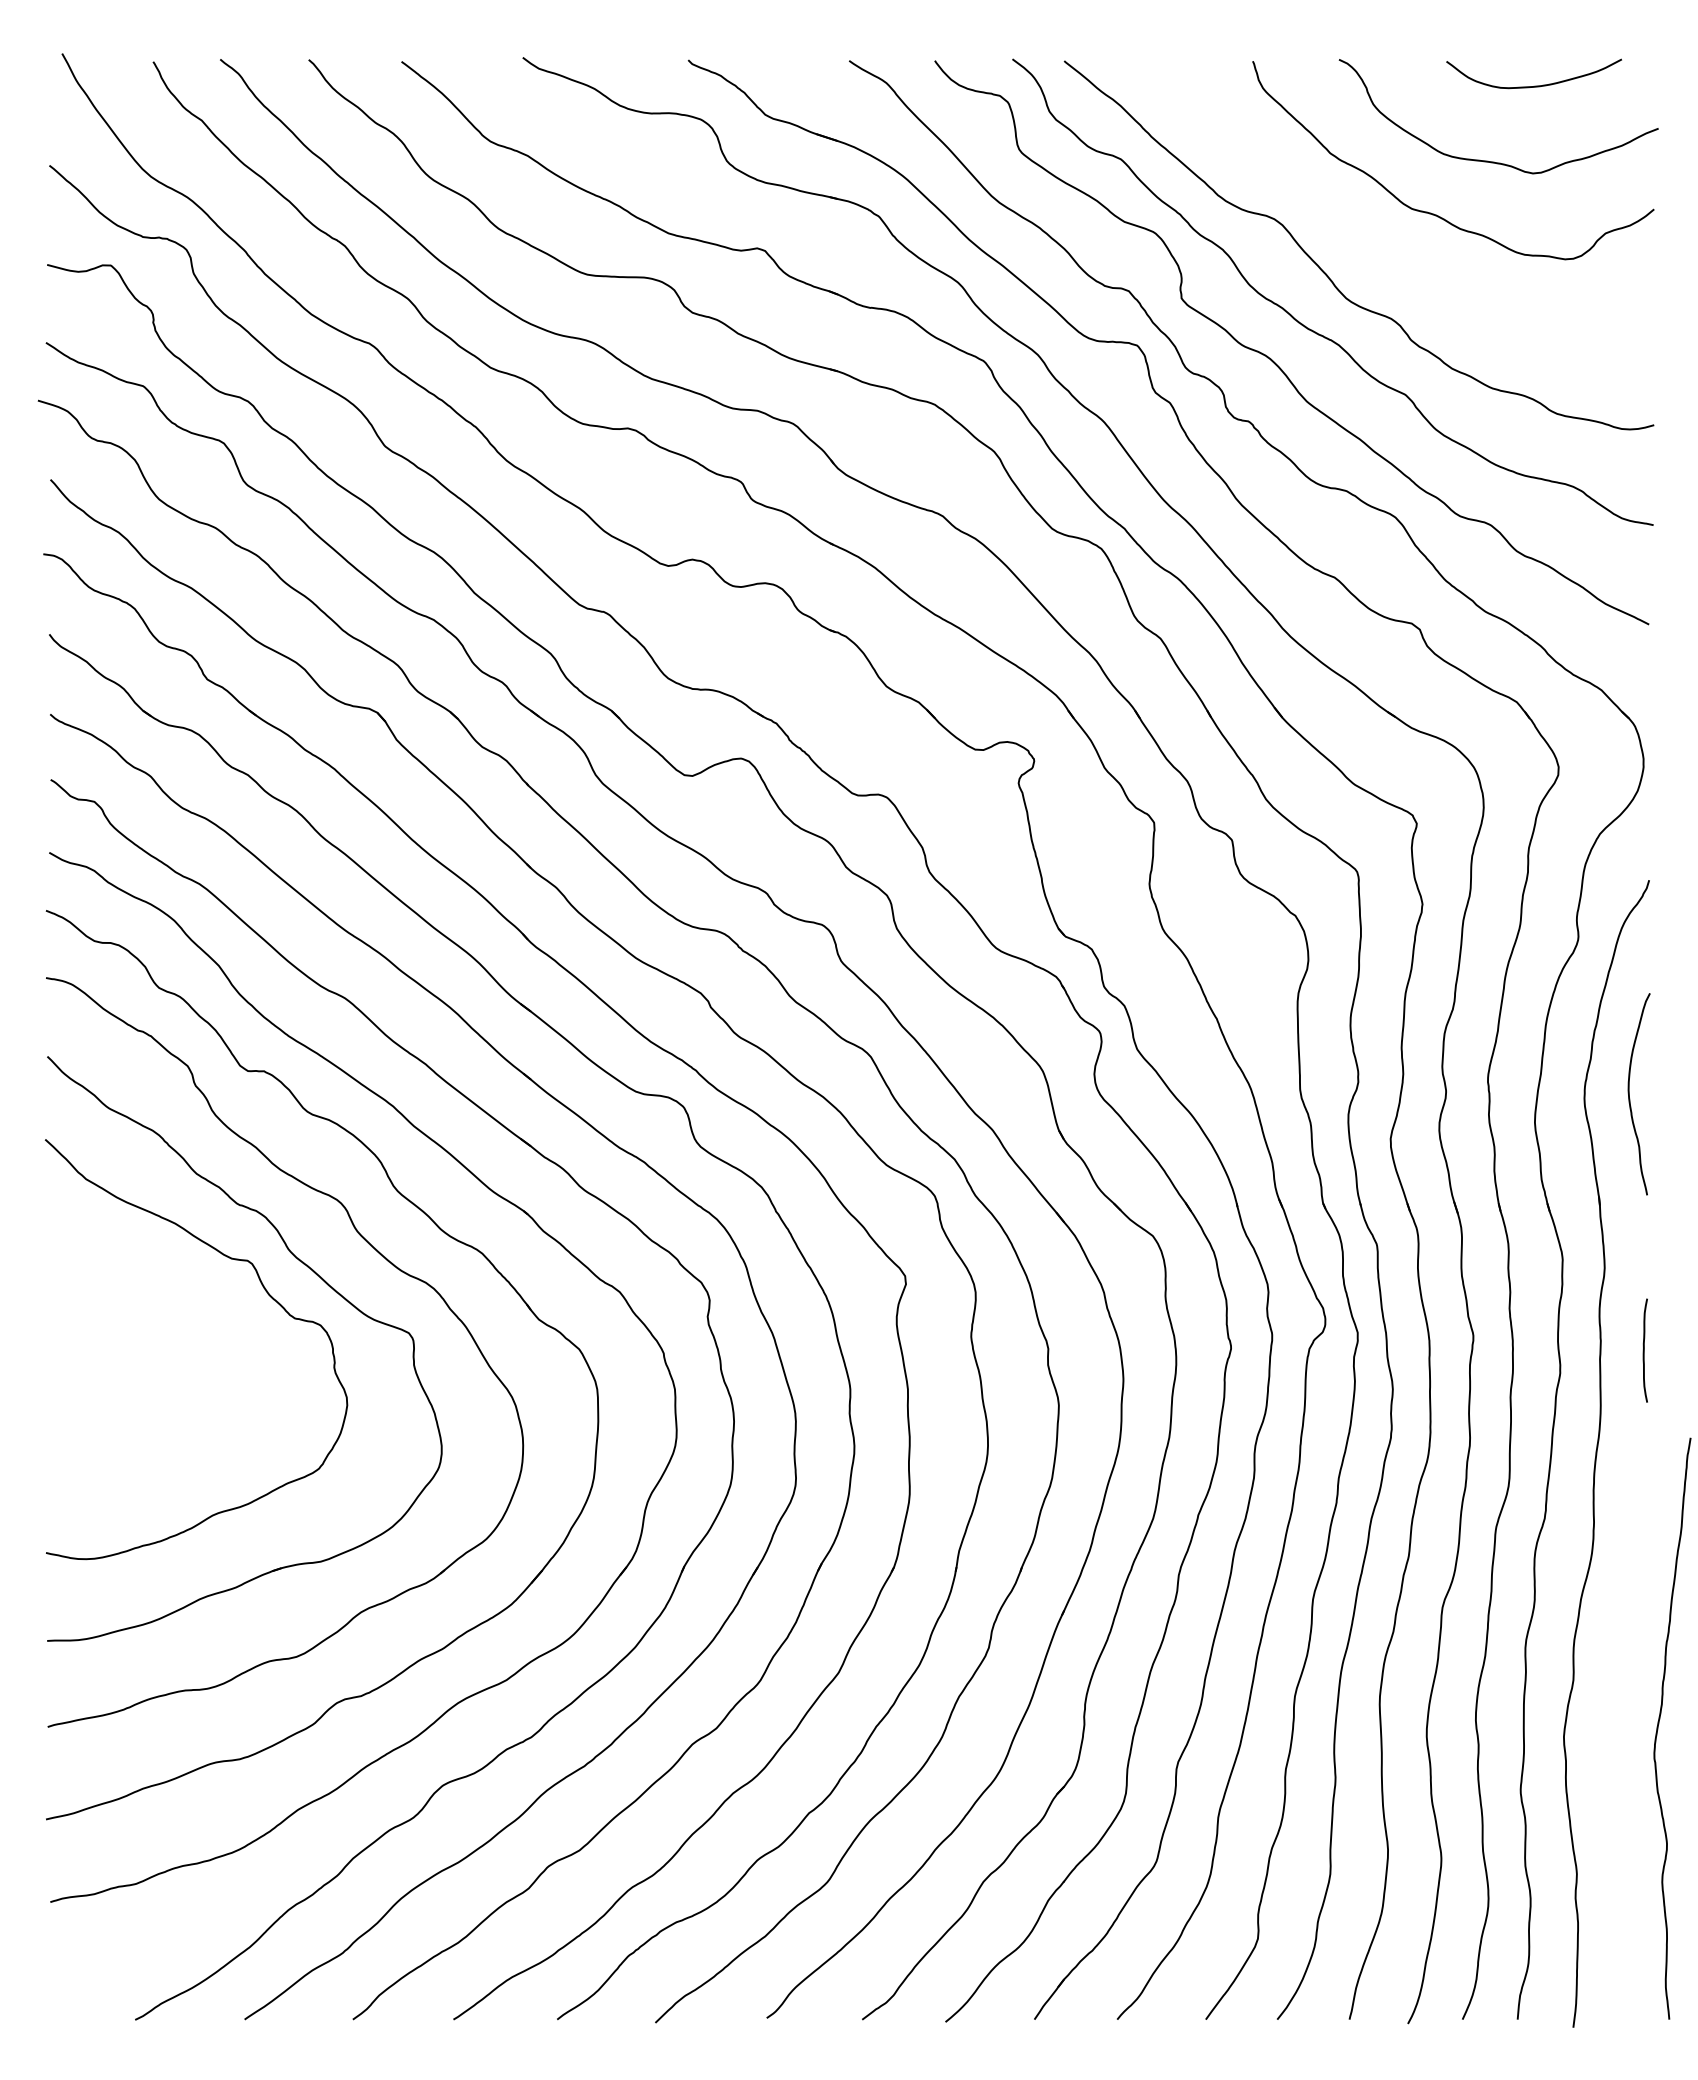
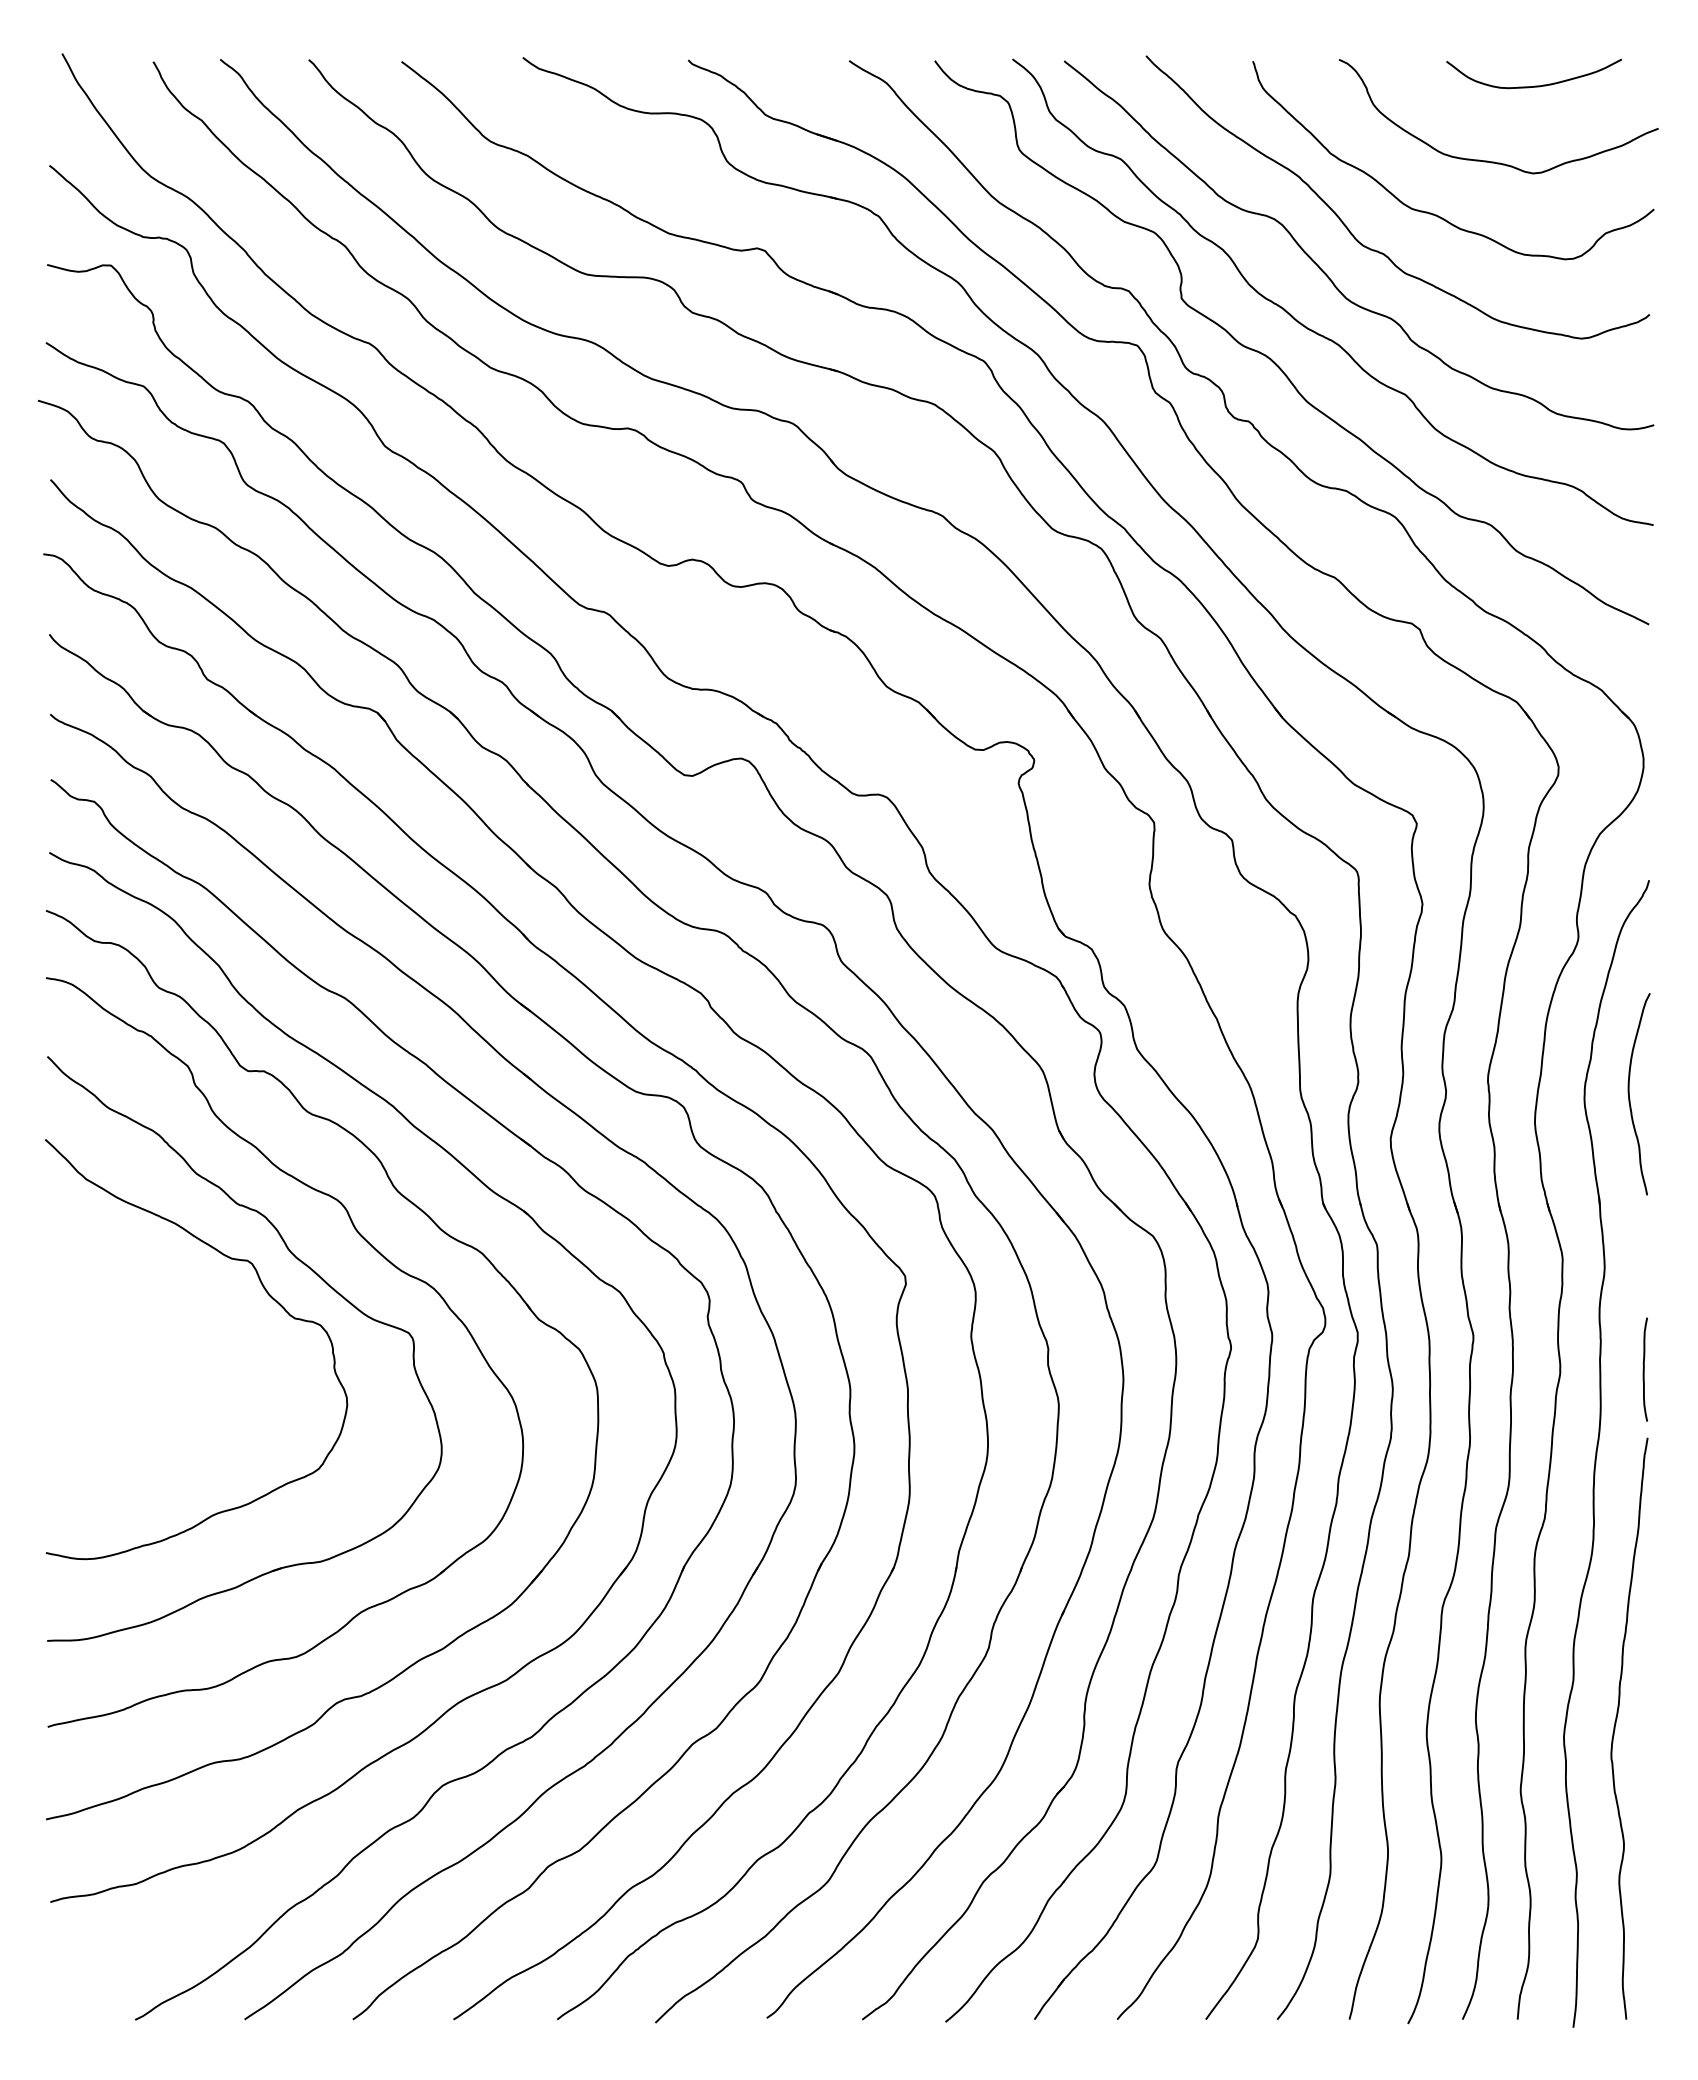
curve: none -> present (1377, 250)
curve position: (1644, 1350) -> (1644, 1369) (1644, 1369)
curve position: (1659, 1724) -> (1616, 1724) (1616, 1724)
